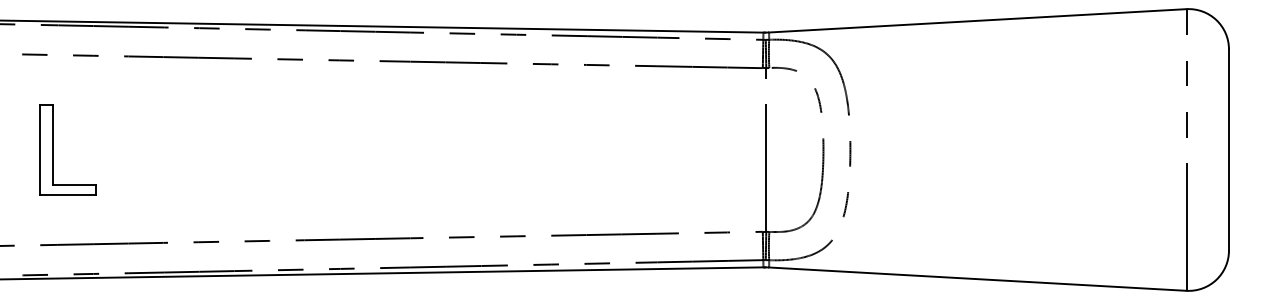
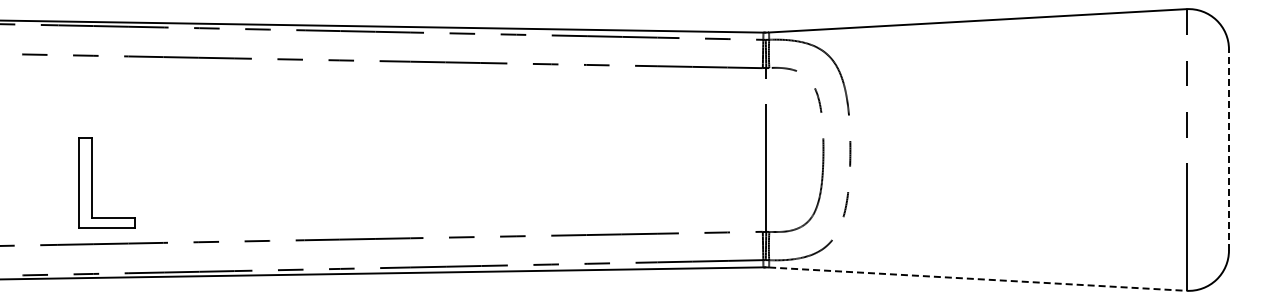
part position: (53, 149) -> (92, 182) (92, 182)
line: solid -> dashed (1228, 149)
line: solid -> dashed (978, 279)
